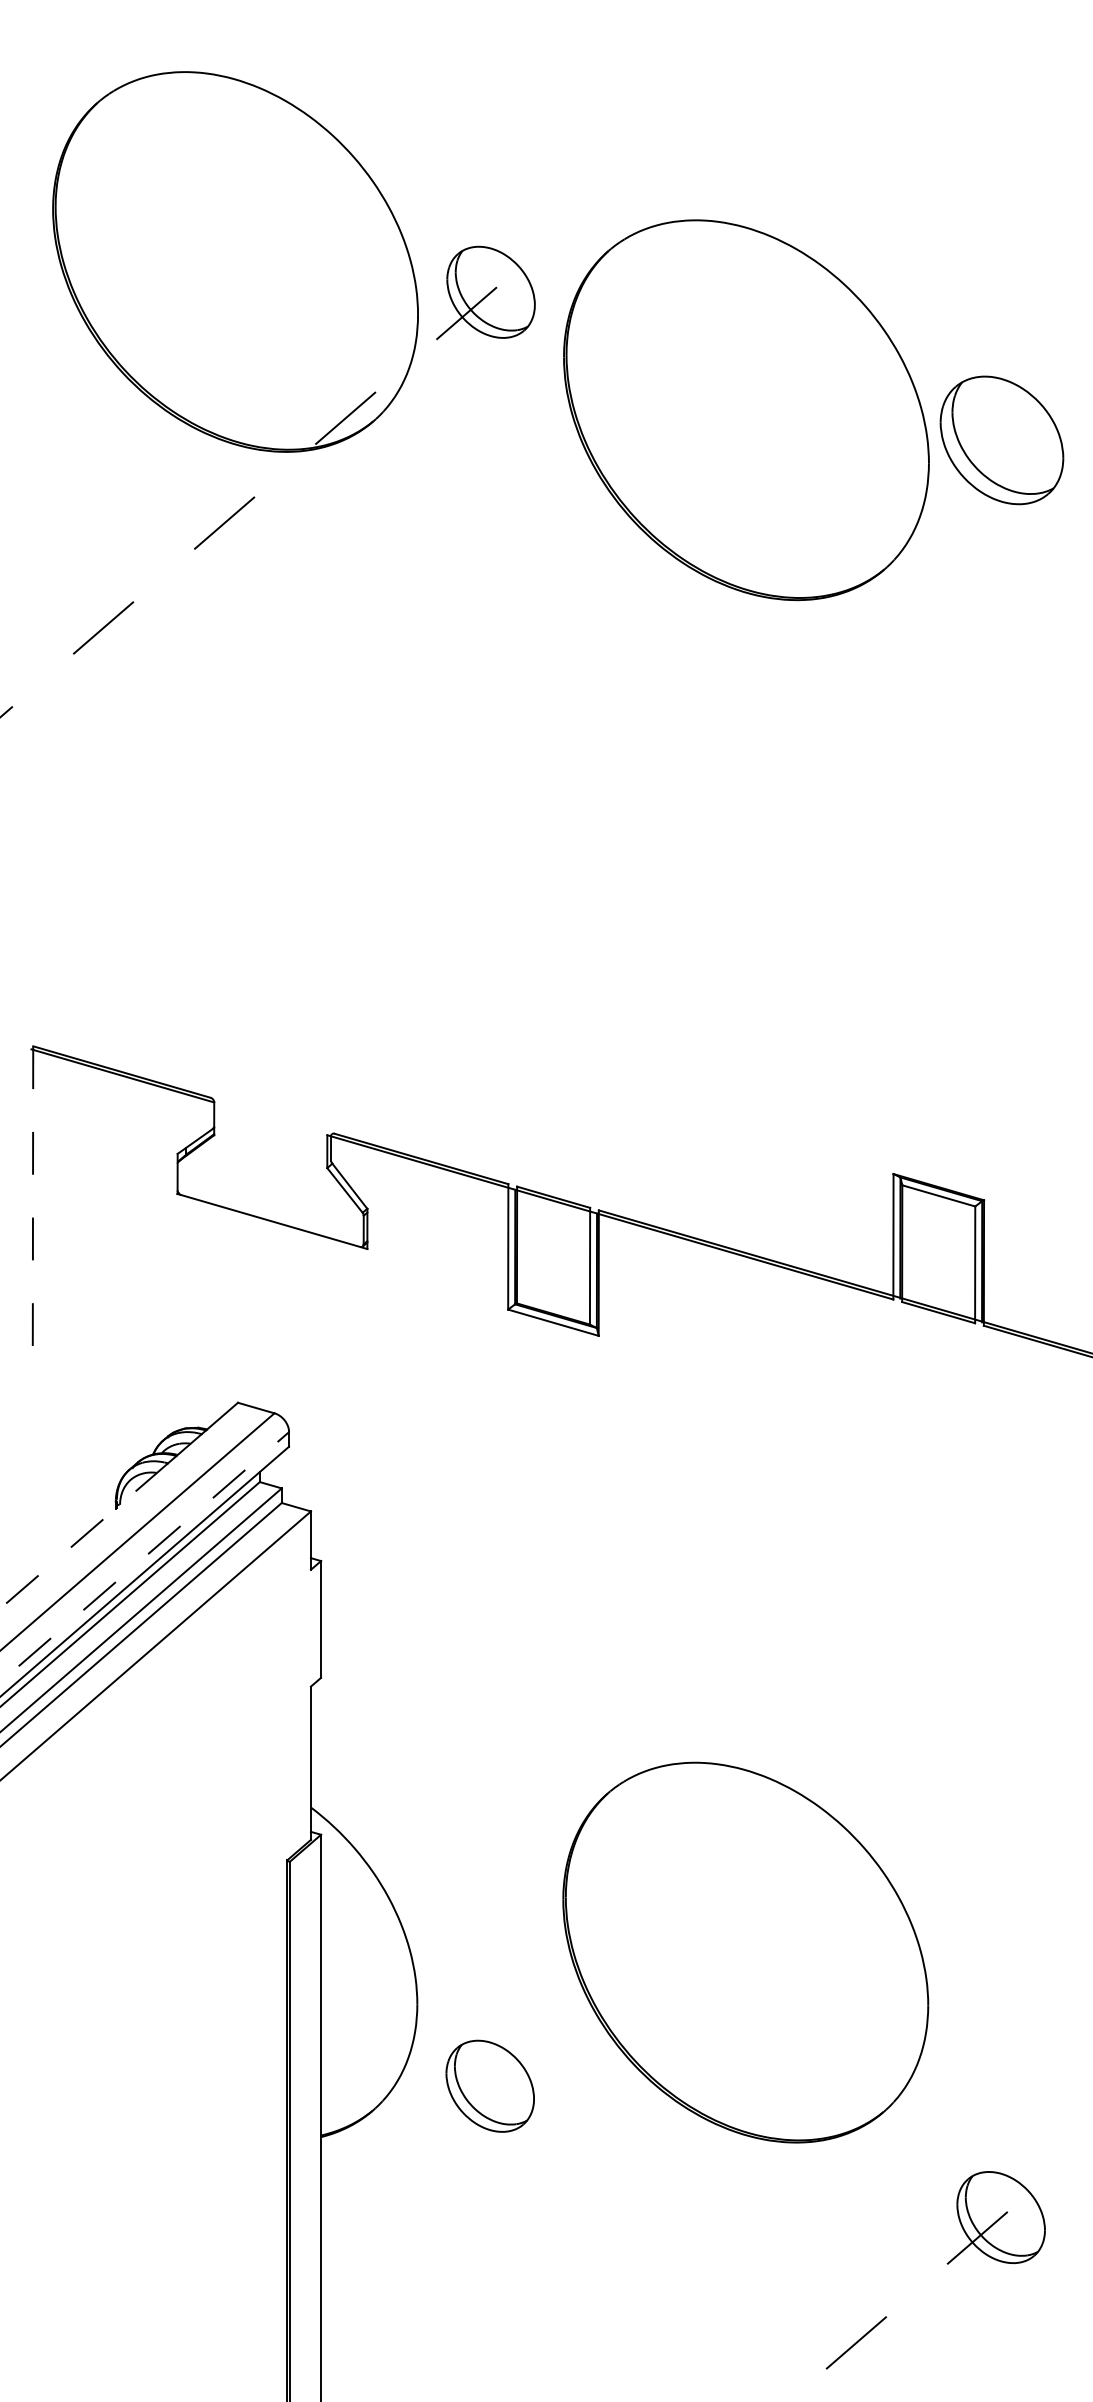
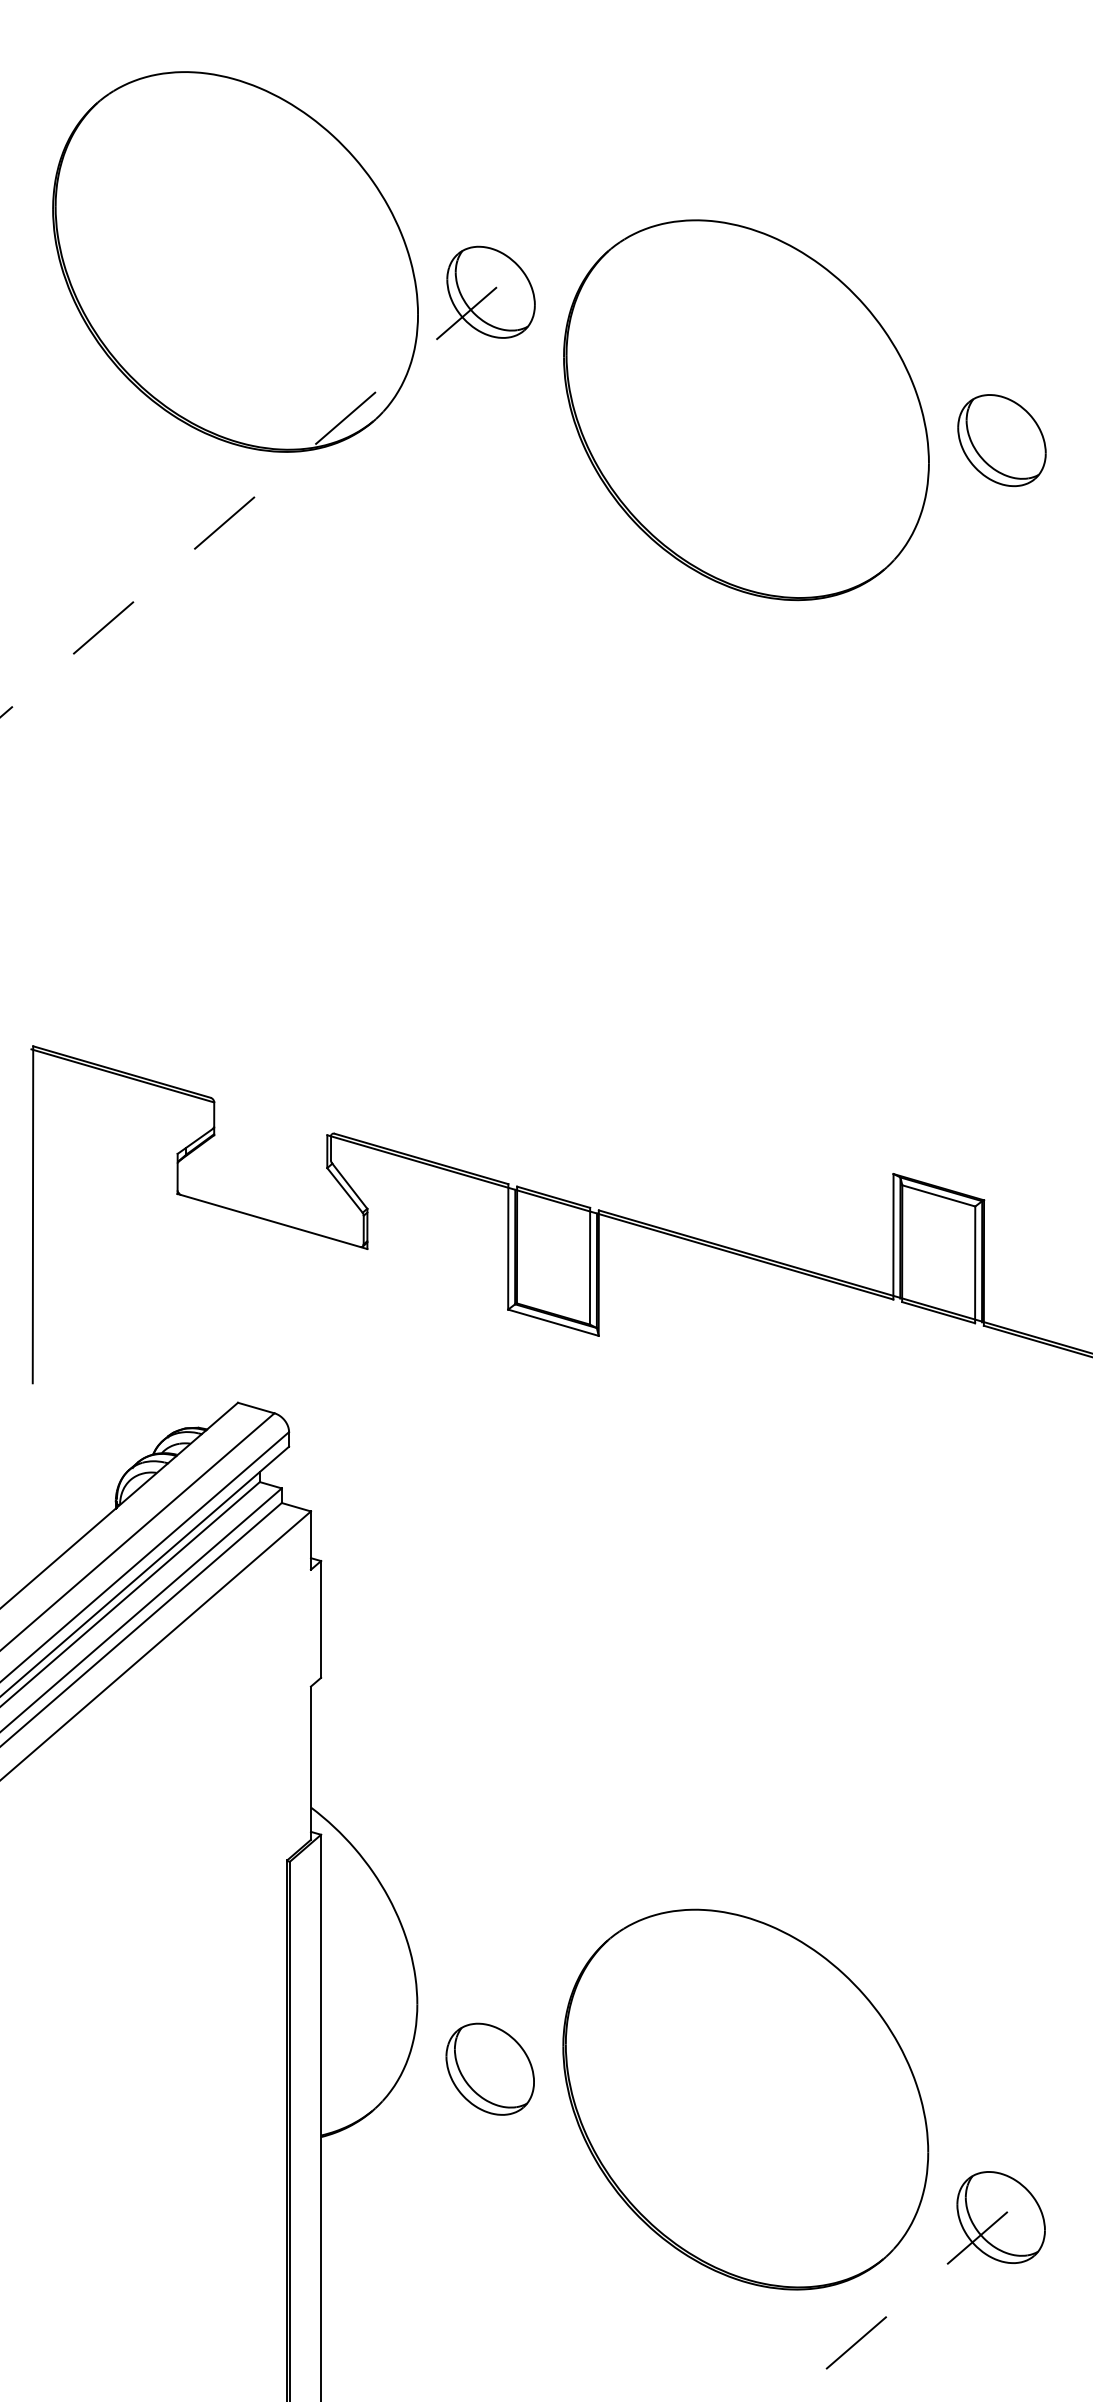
part size: 126x131 px -> 90x94 px (1001, 440)
line: dashed -> solid (32, 1214)
line: dashed -> solid (84, 1536)
line: dashed -> solid (144, 1557)
part position: (745, 1952) -> (745, 2099) (745, 2099)
part position: (489, 2085) -> (489, 2068) (489, 2068)
